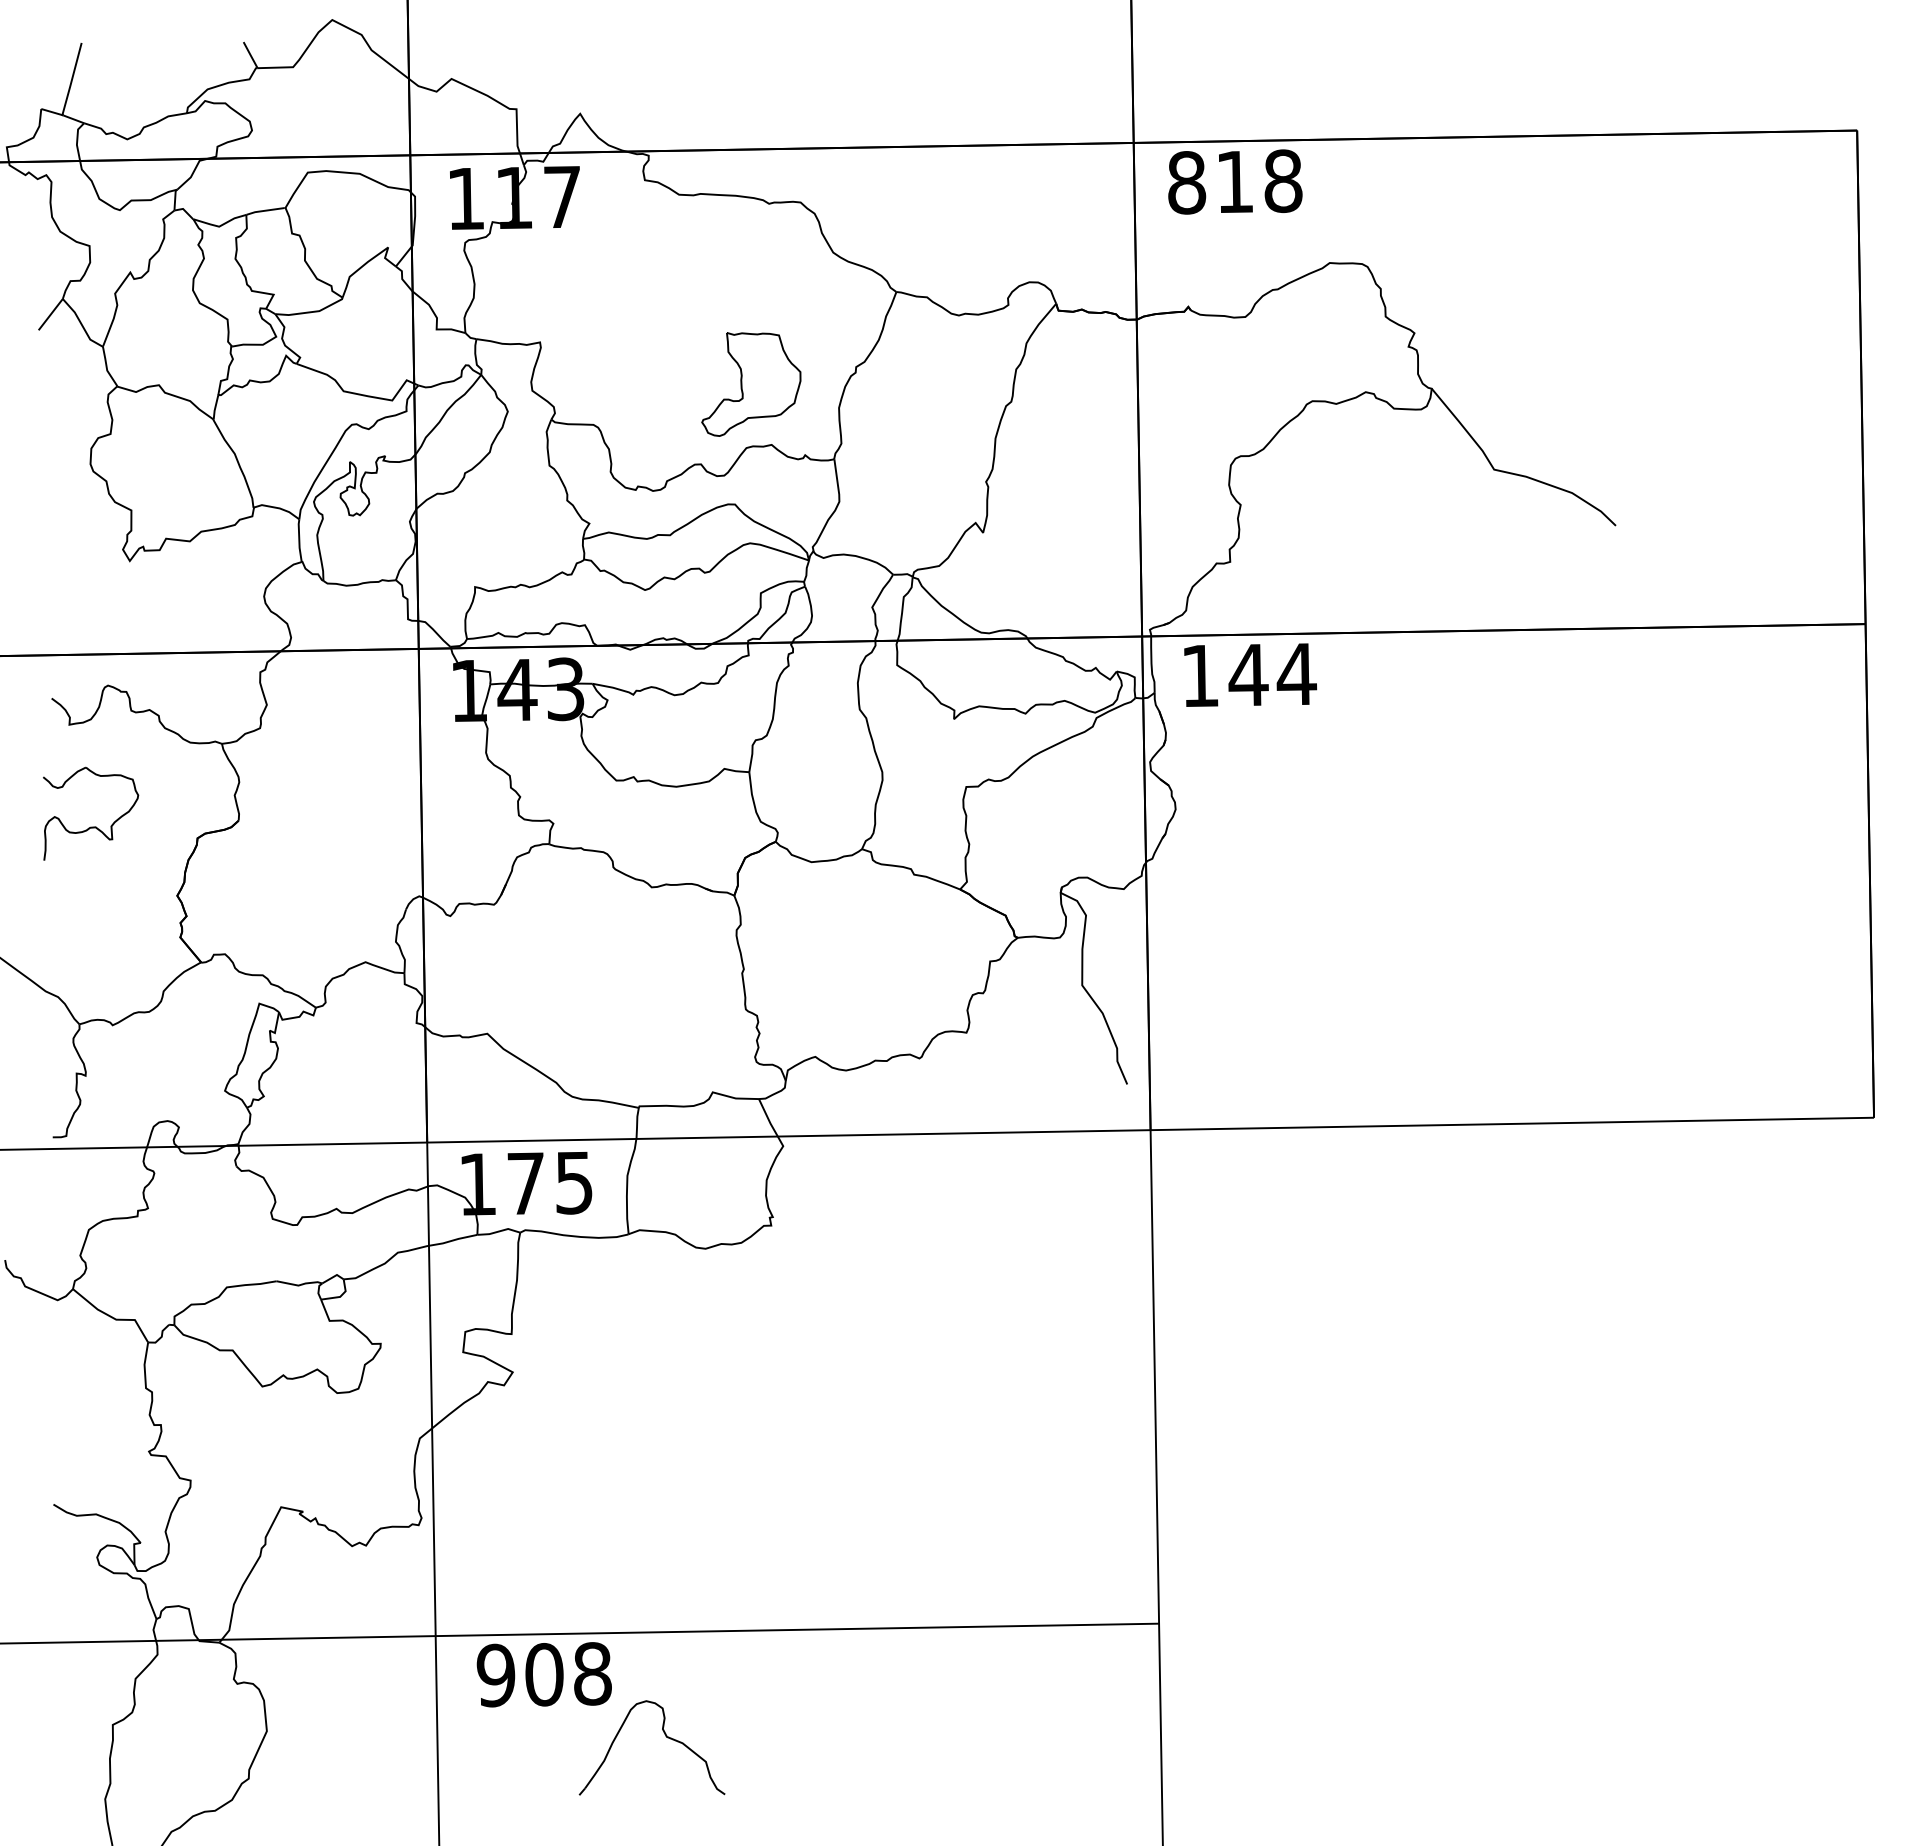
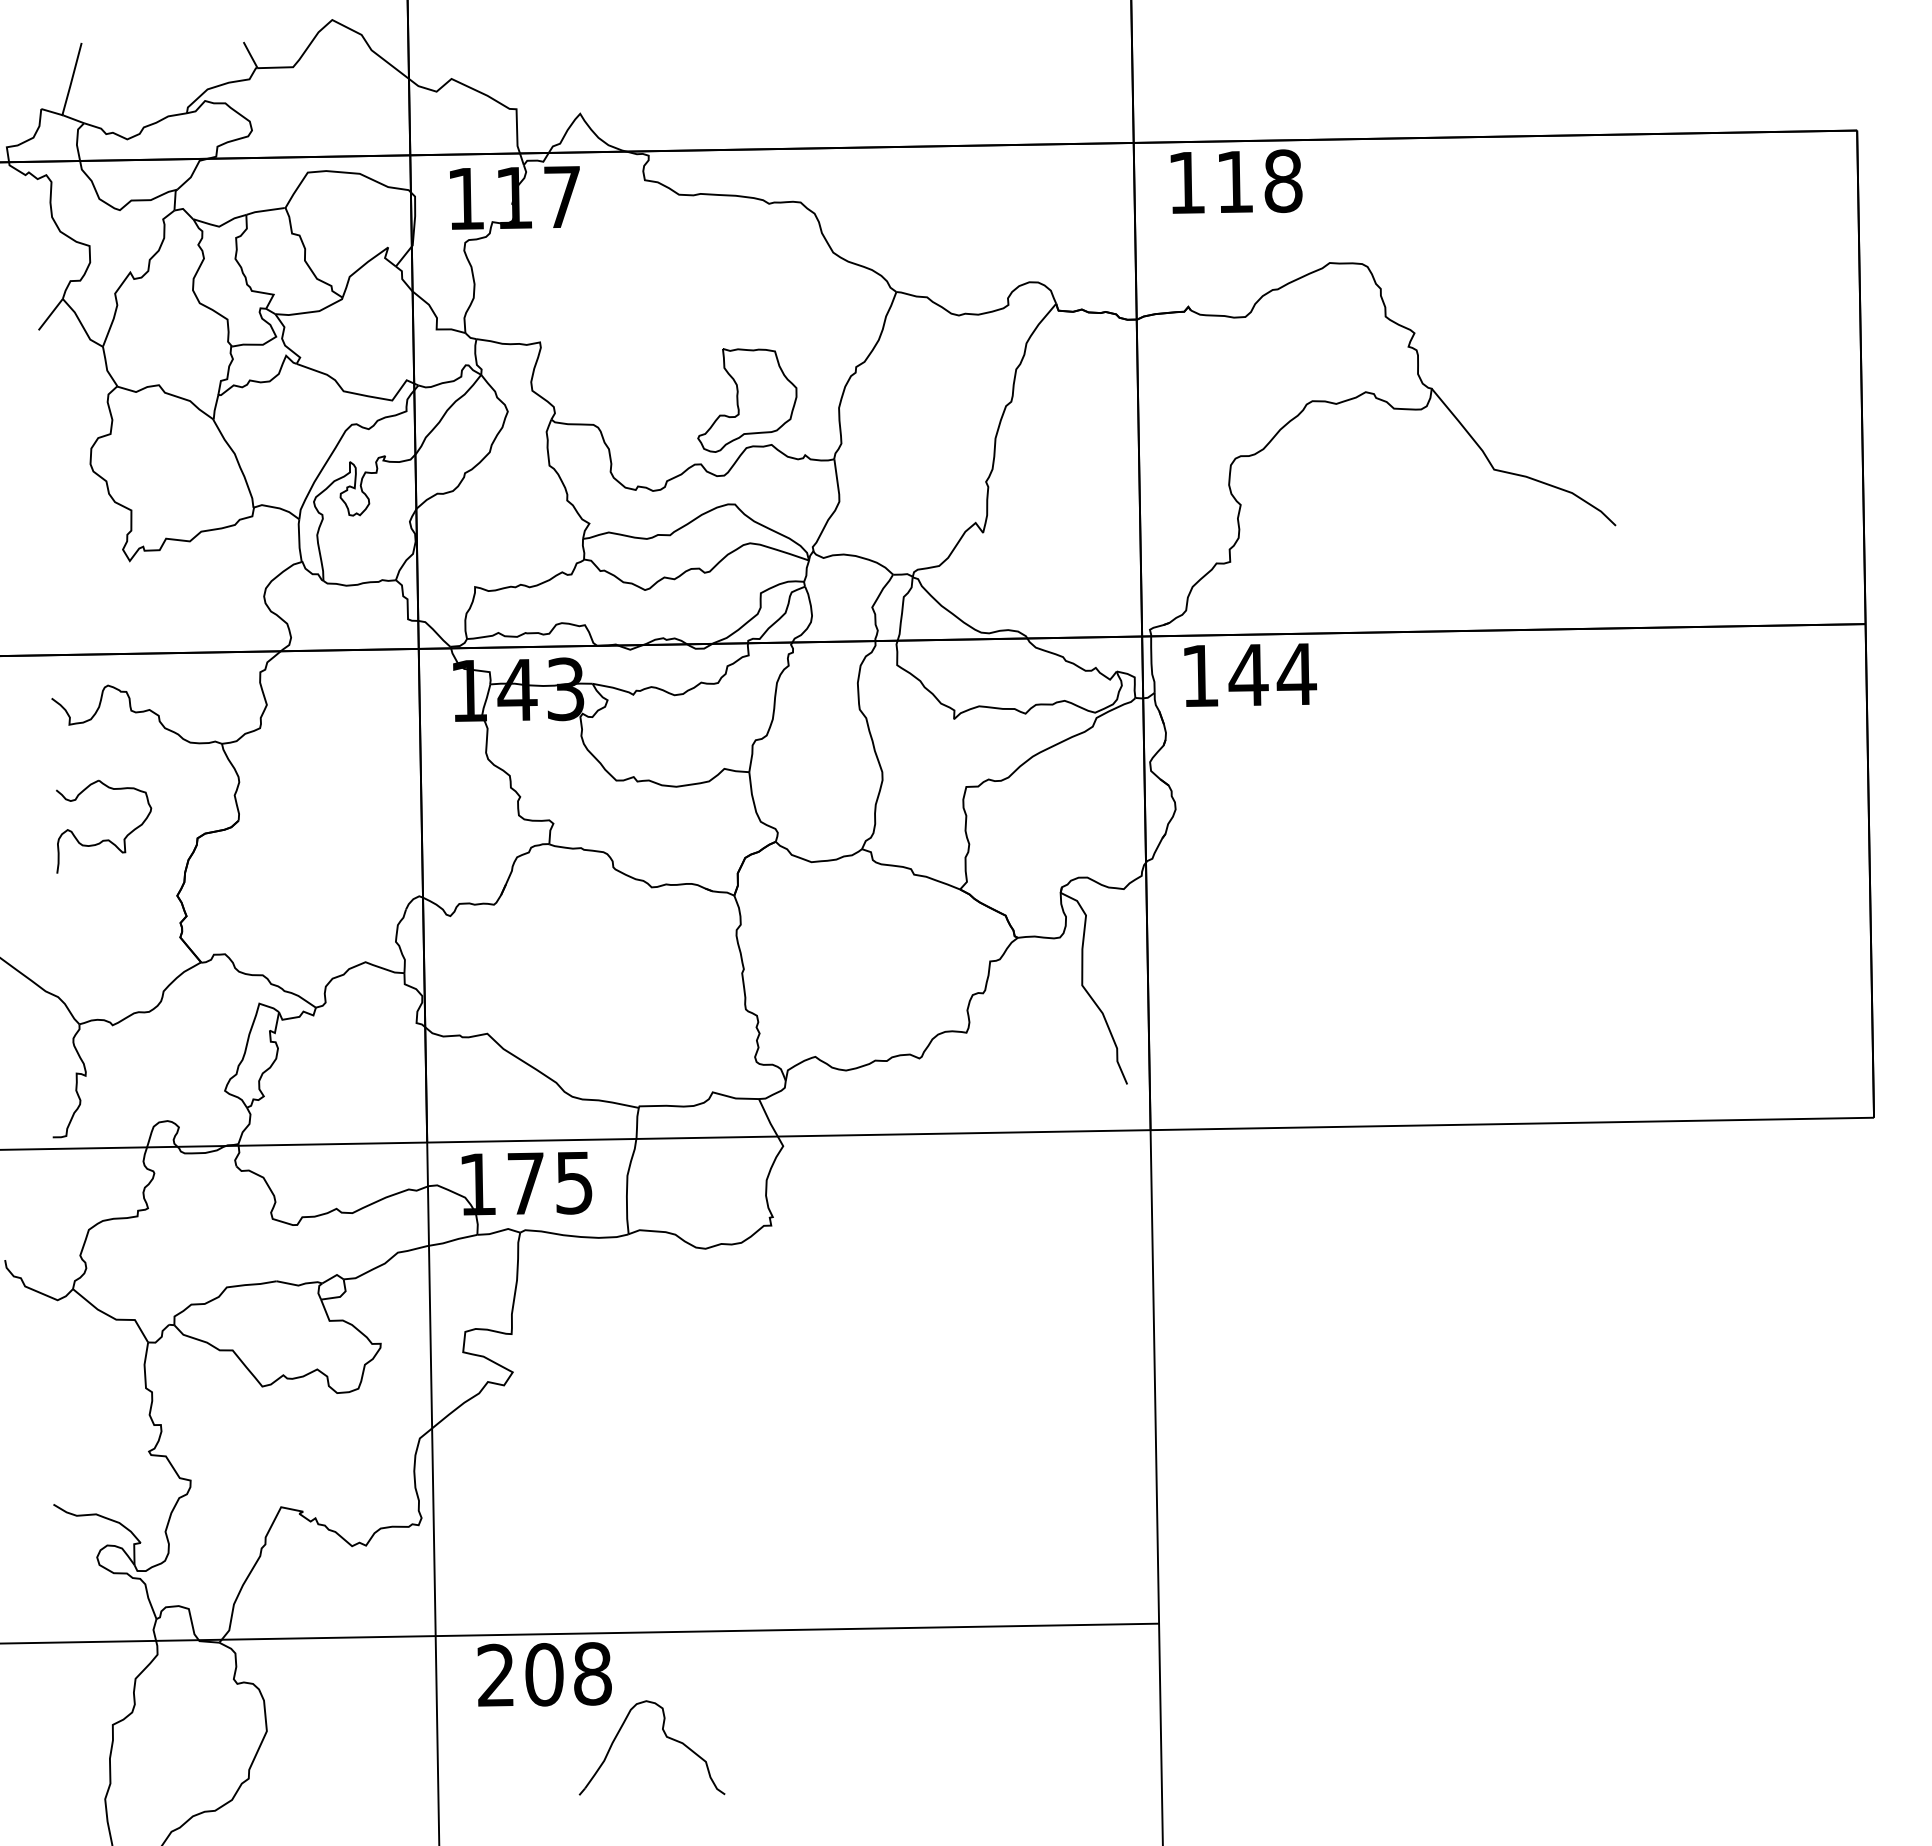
text: 818 -> 118 (1187, 182)
part position: (751, 384) -> (747, 400) (747, 400)
part position: (91, 826) -> (104, 839) (104, 839)
text: 908 -> 208 (495, 1675)
